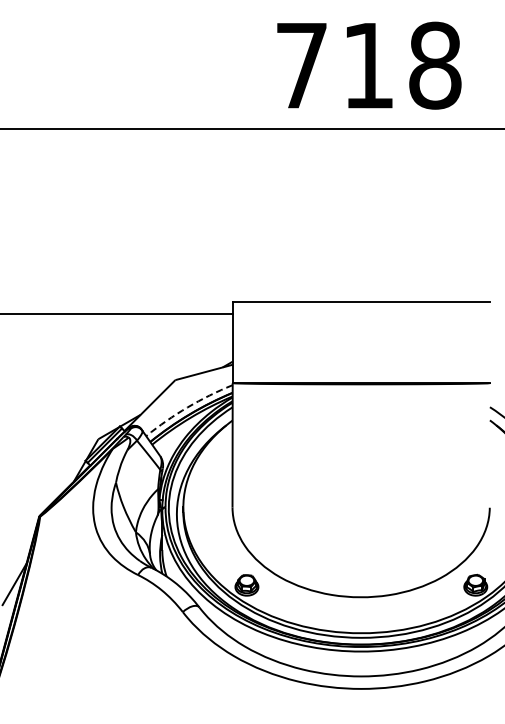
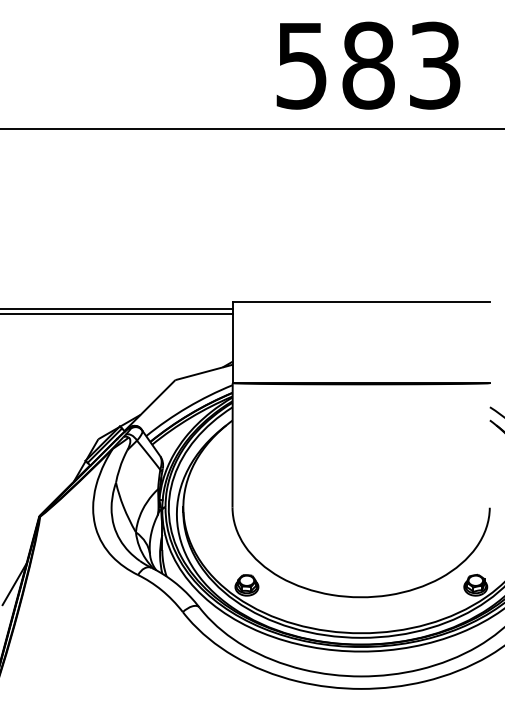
text: 718 -> 583 (368, 65)
line: none -> present (117, 309)
arc: dashed -> solid (187, 407)
